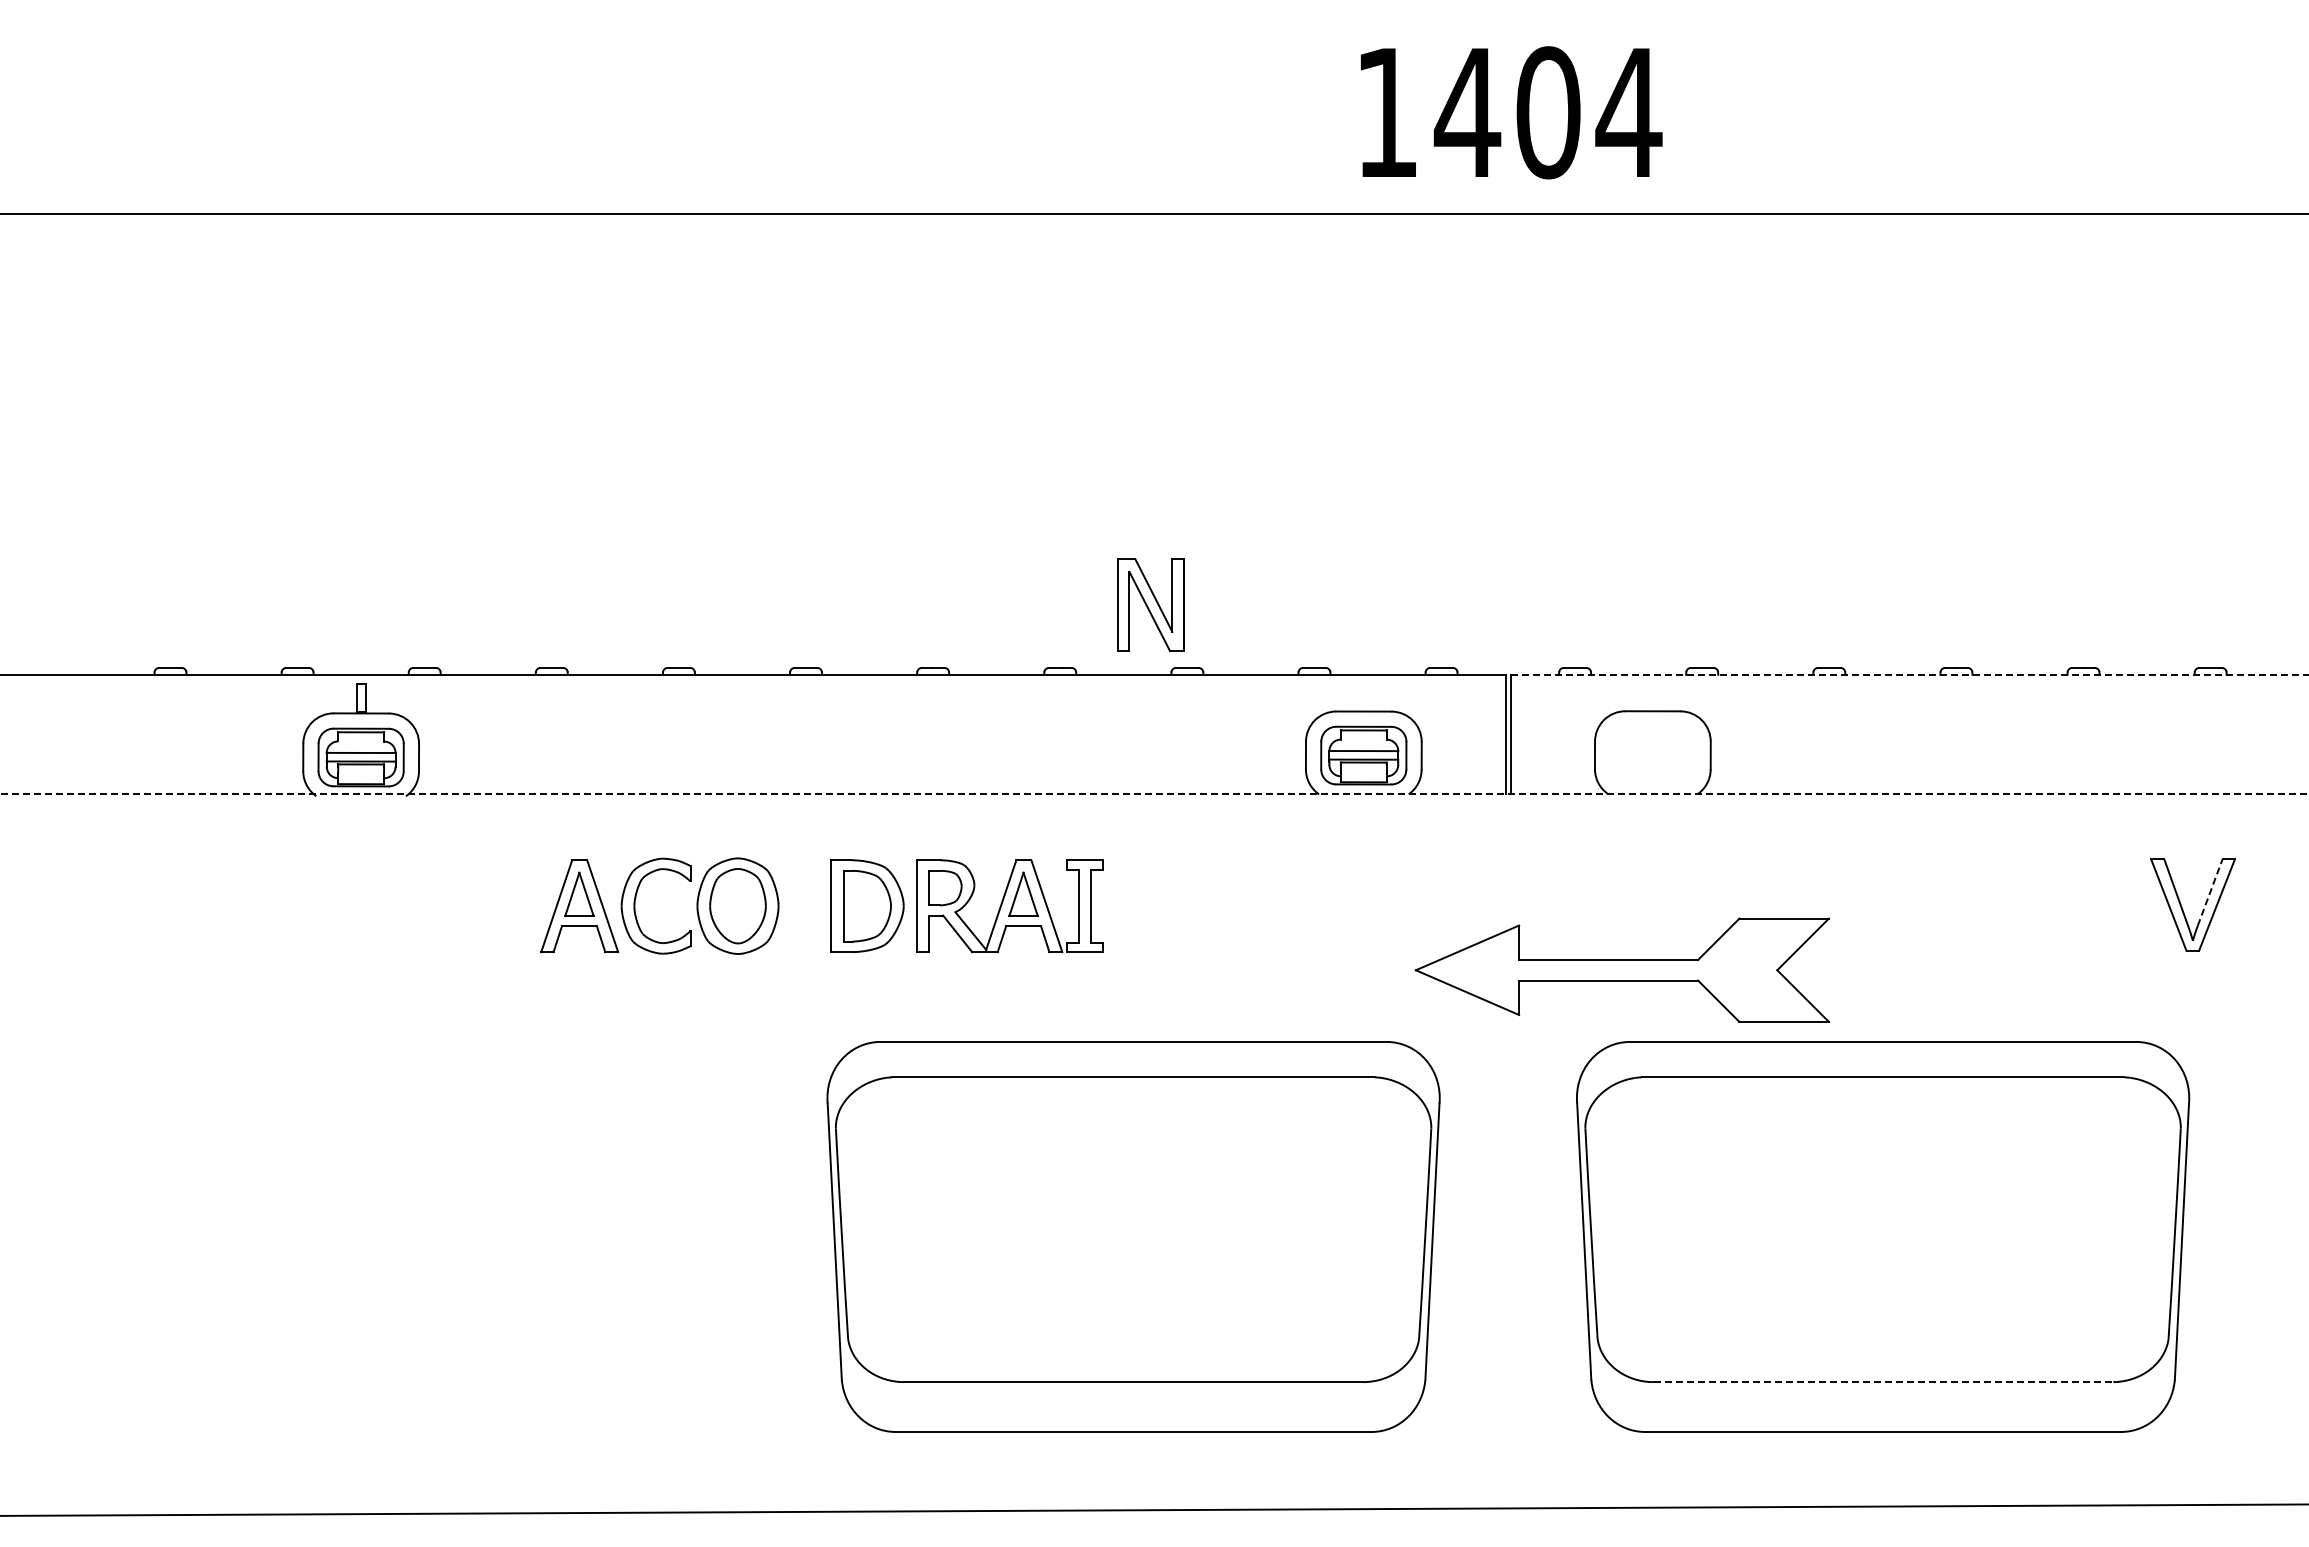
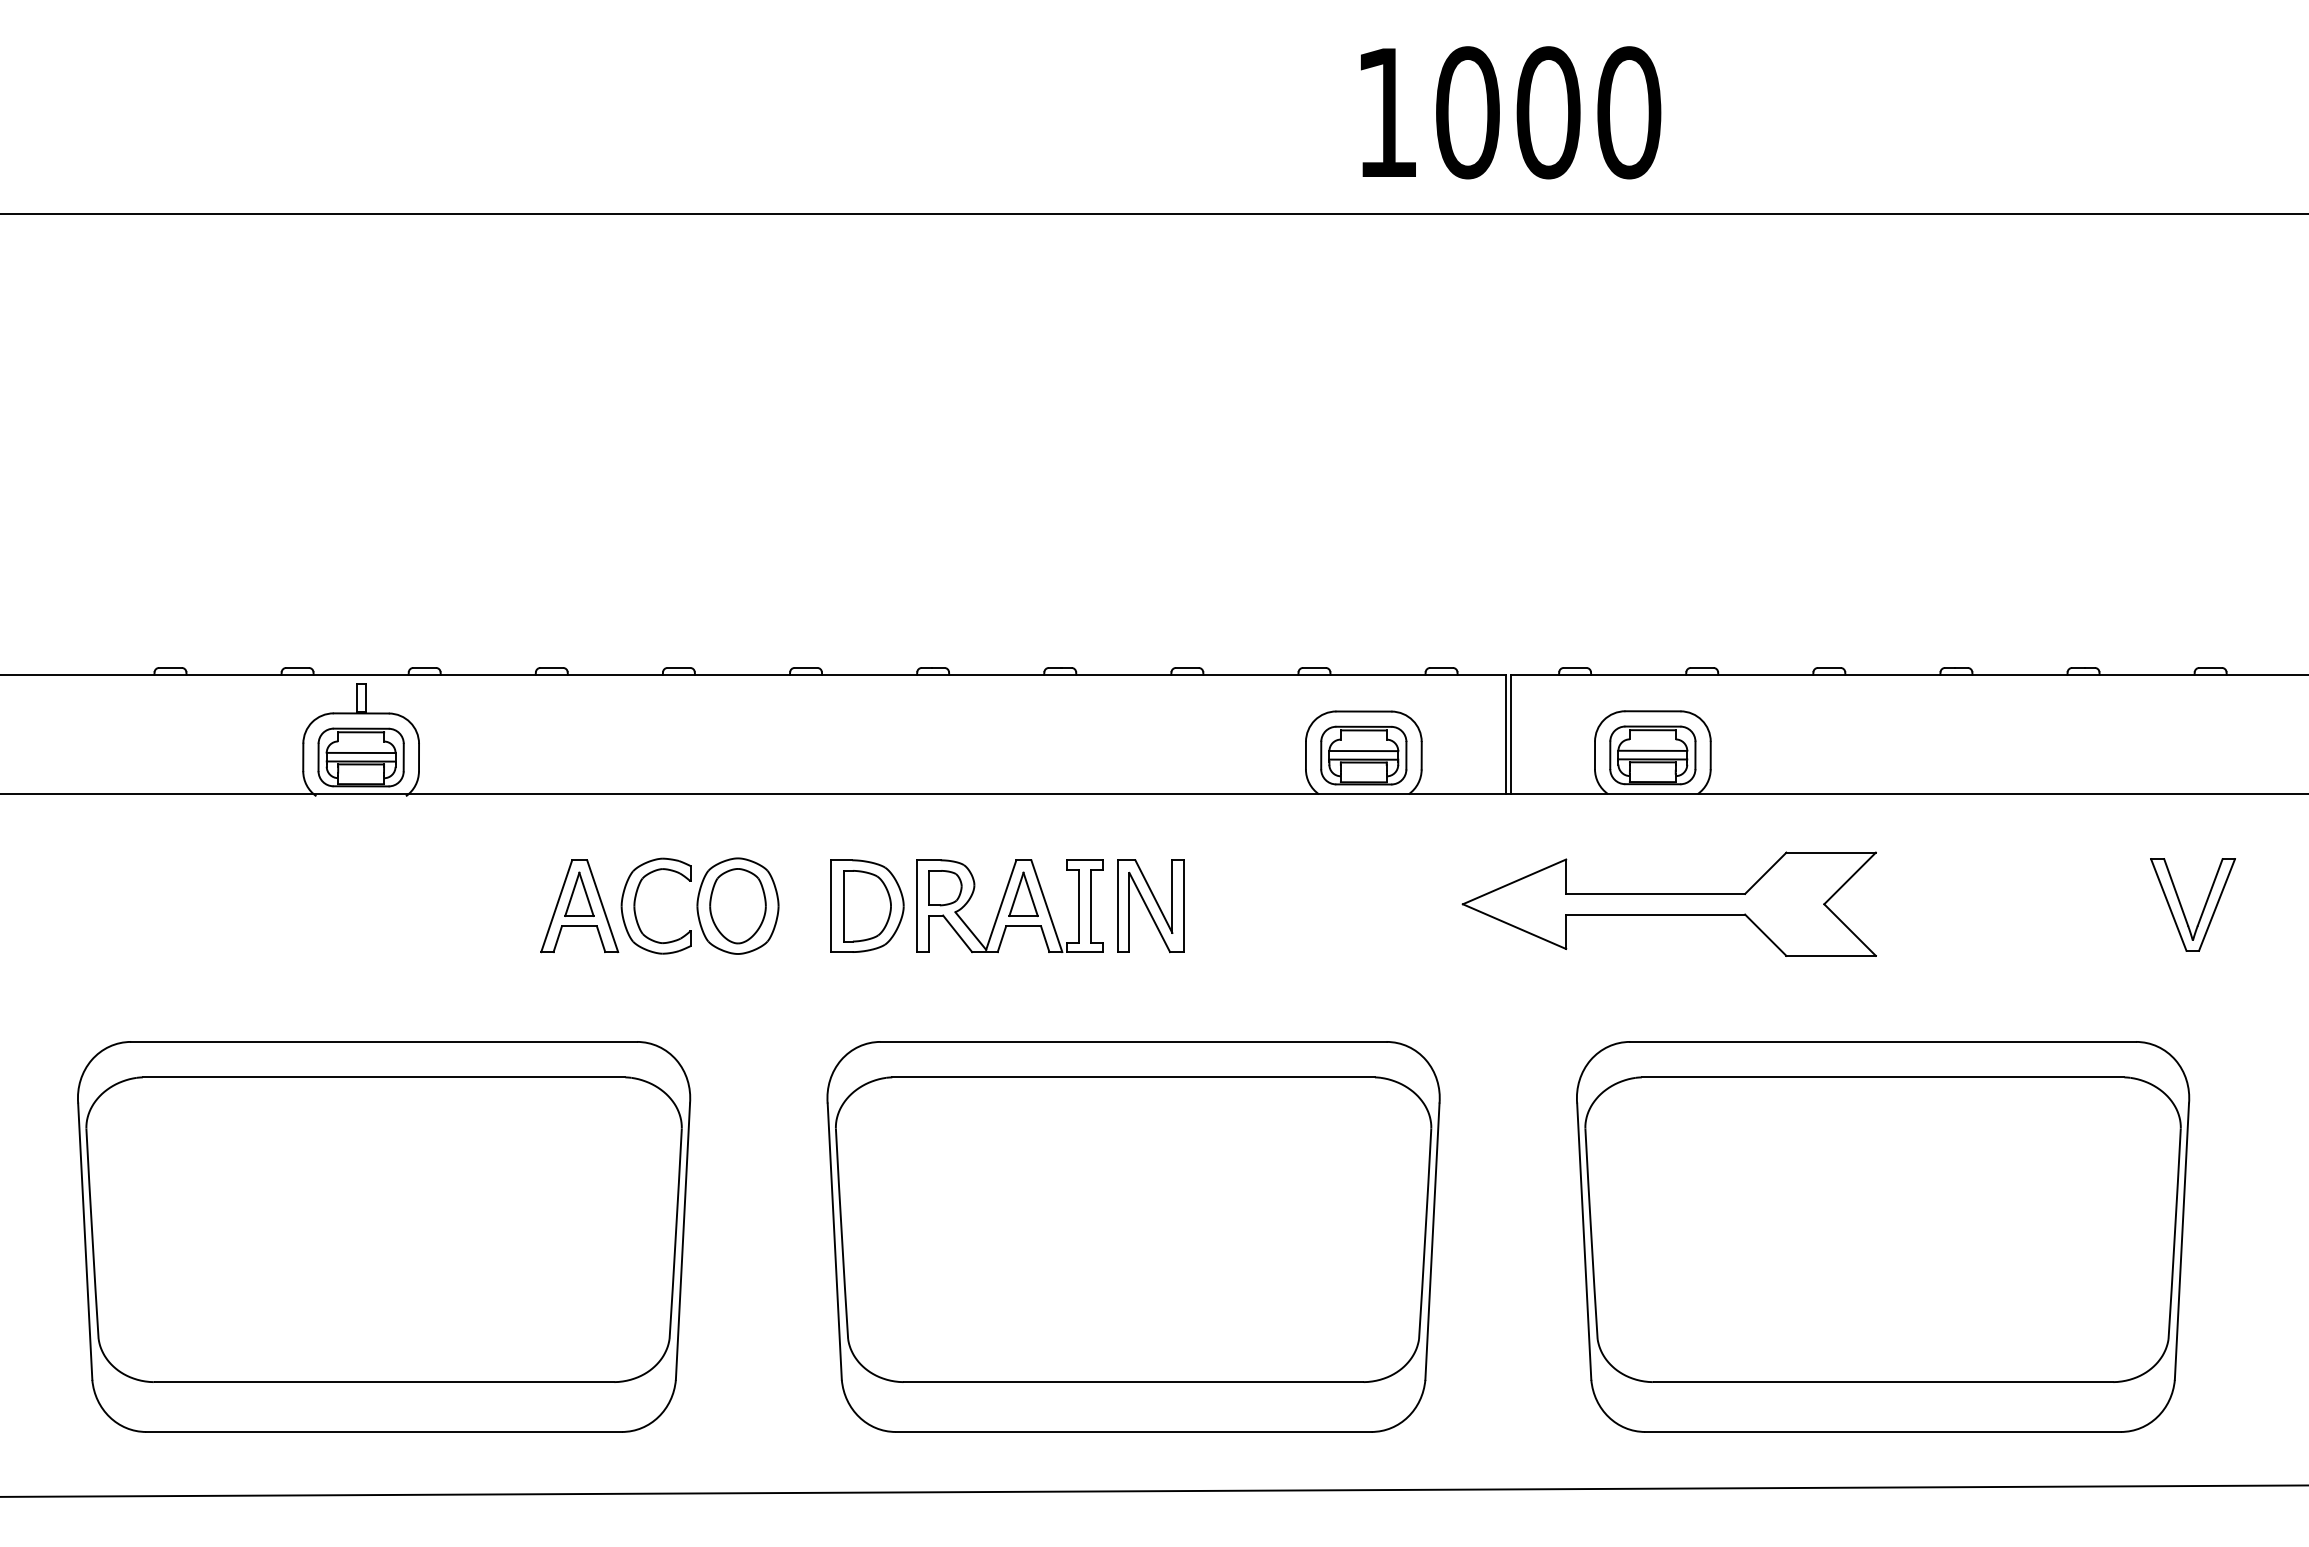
text: 1404 -> 1000 (1547, 112)
part position: (1150, 605) -> (1150, 906) (1150, 906)
line: dashed -> solid (1909, 674)
part: none -> present (1652, 755)
line: dashed -> solid (1154, 794)
line: dashed -> solid (2210, 892)
part position: (1621, 969) -> (1668, 903) (1668, 903)
part: none -> present (384, 1236)
line: dashed -> solid (1883, 1382)
line position: (1153, 1509) -> (1153, 1490) (1153, 1490)
